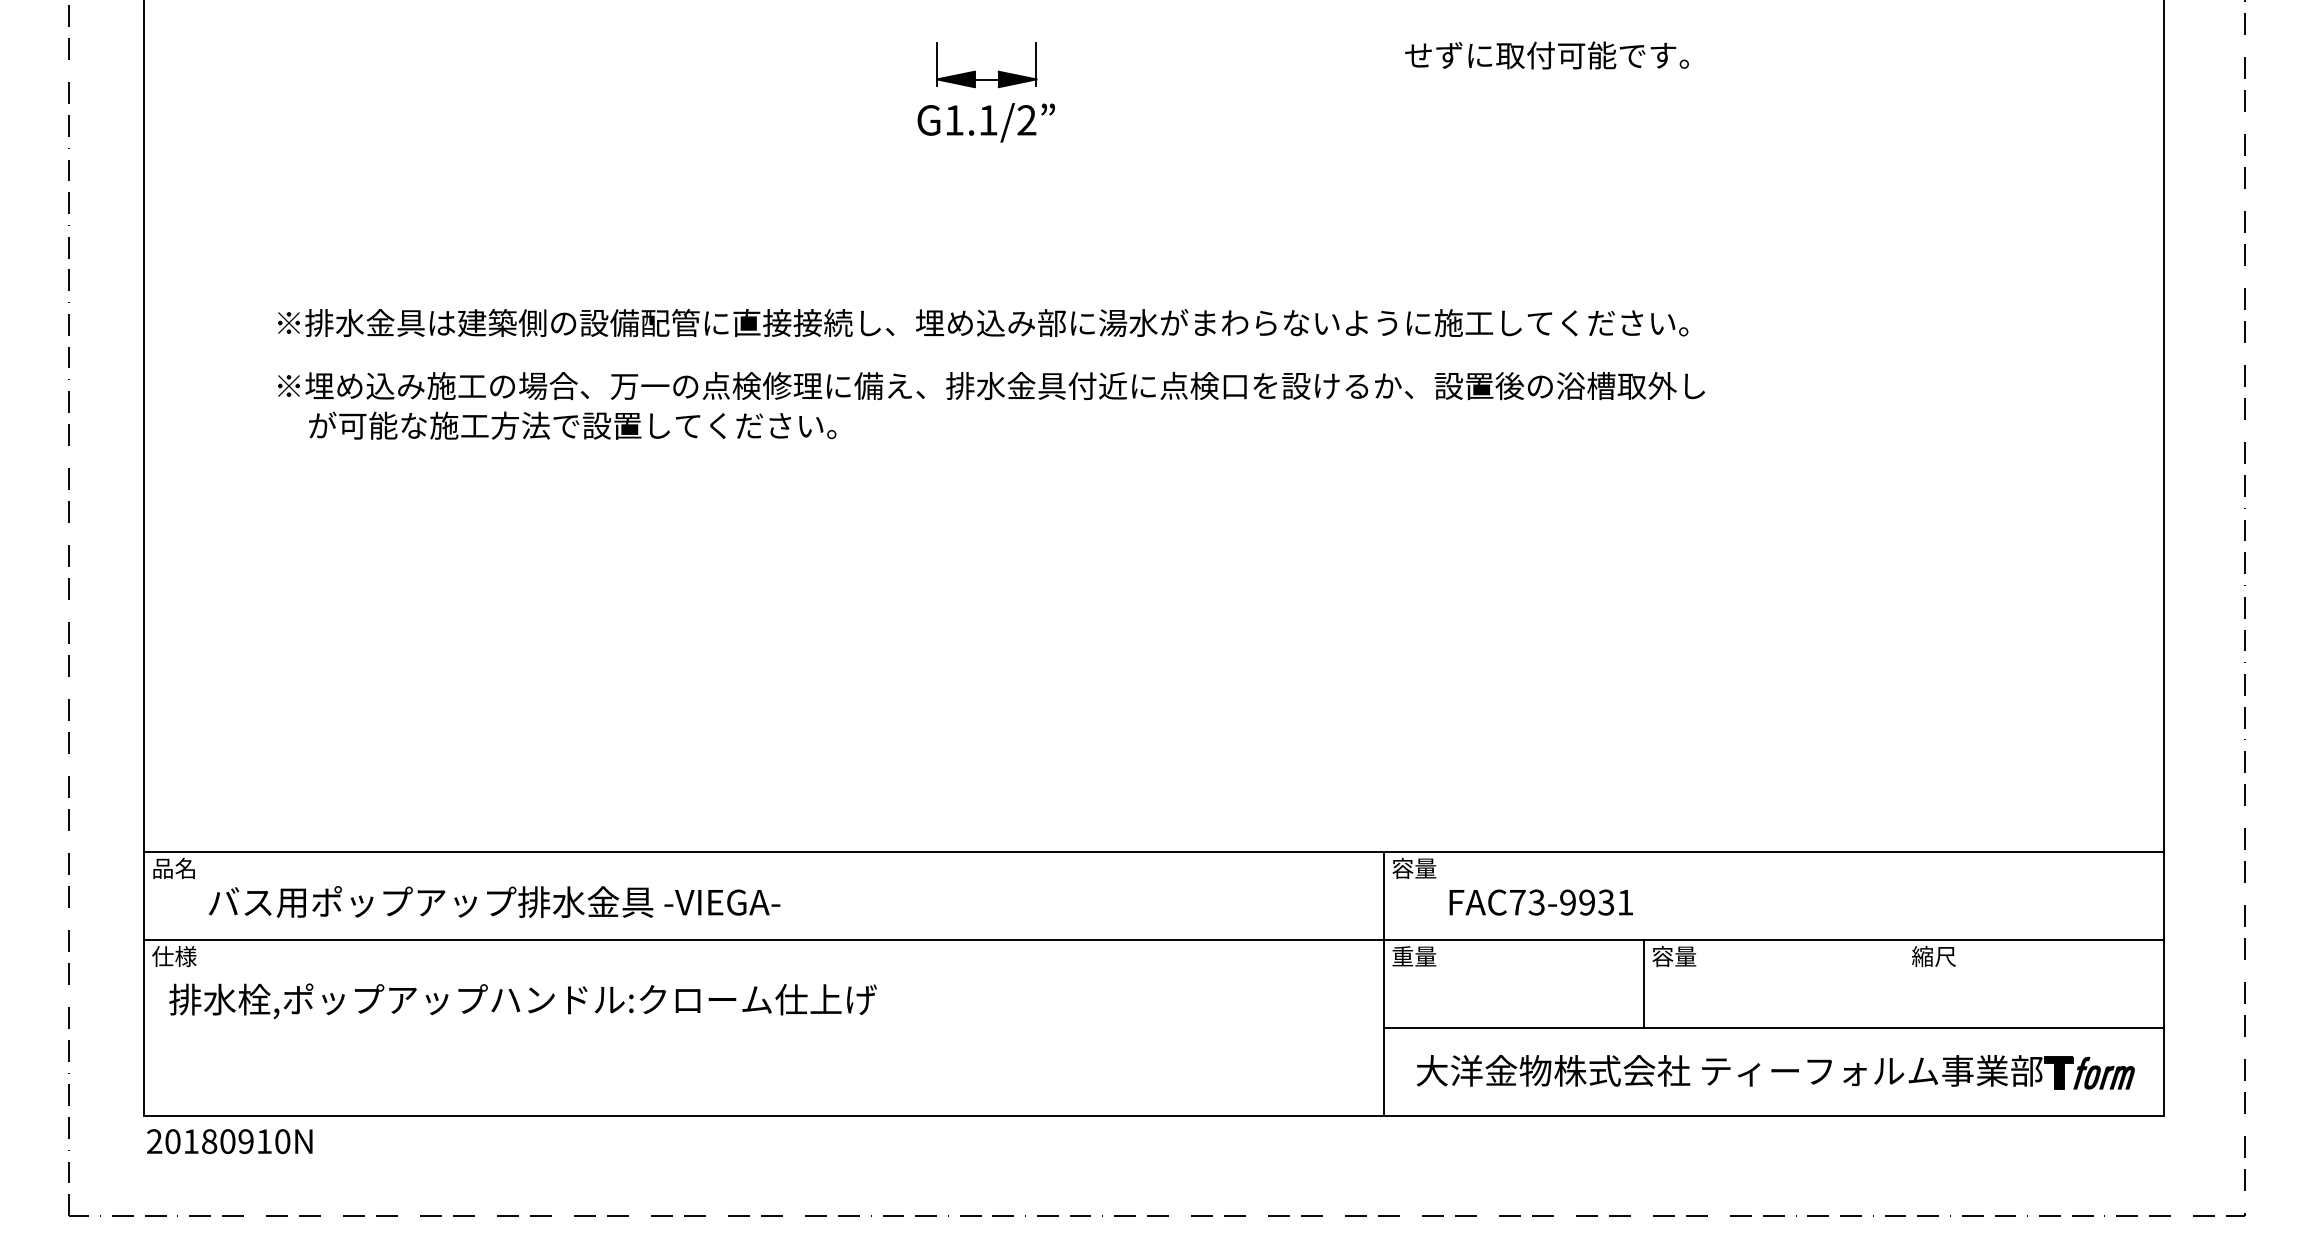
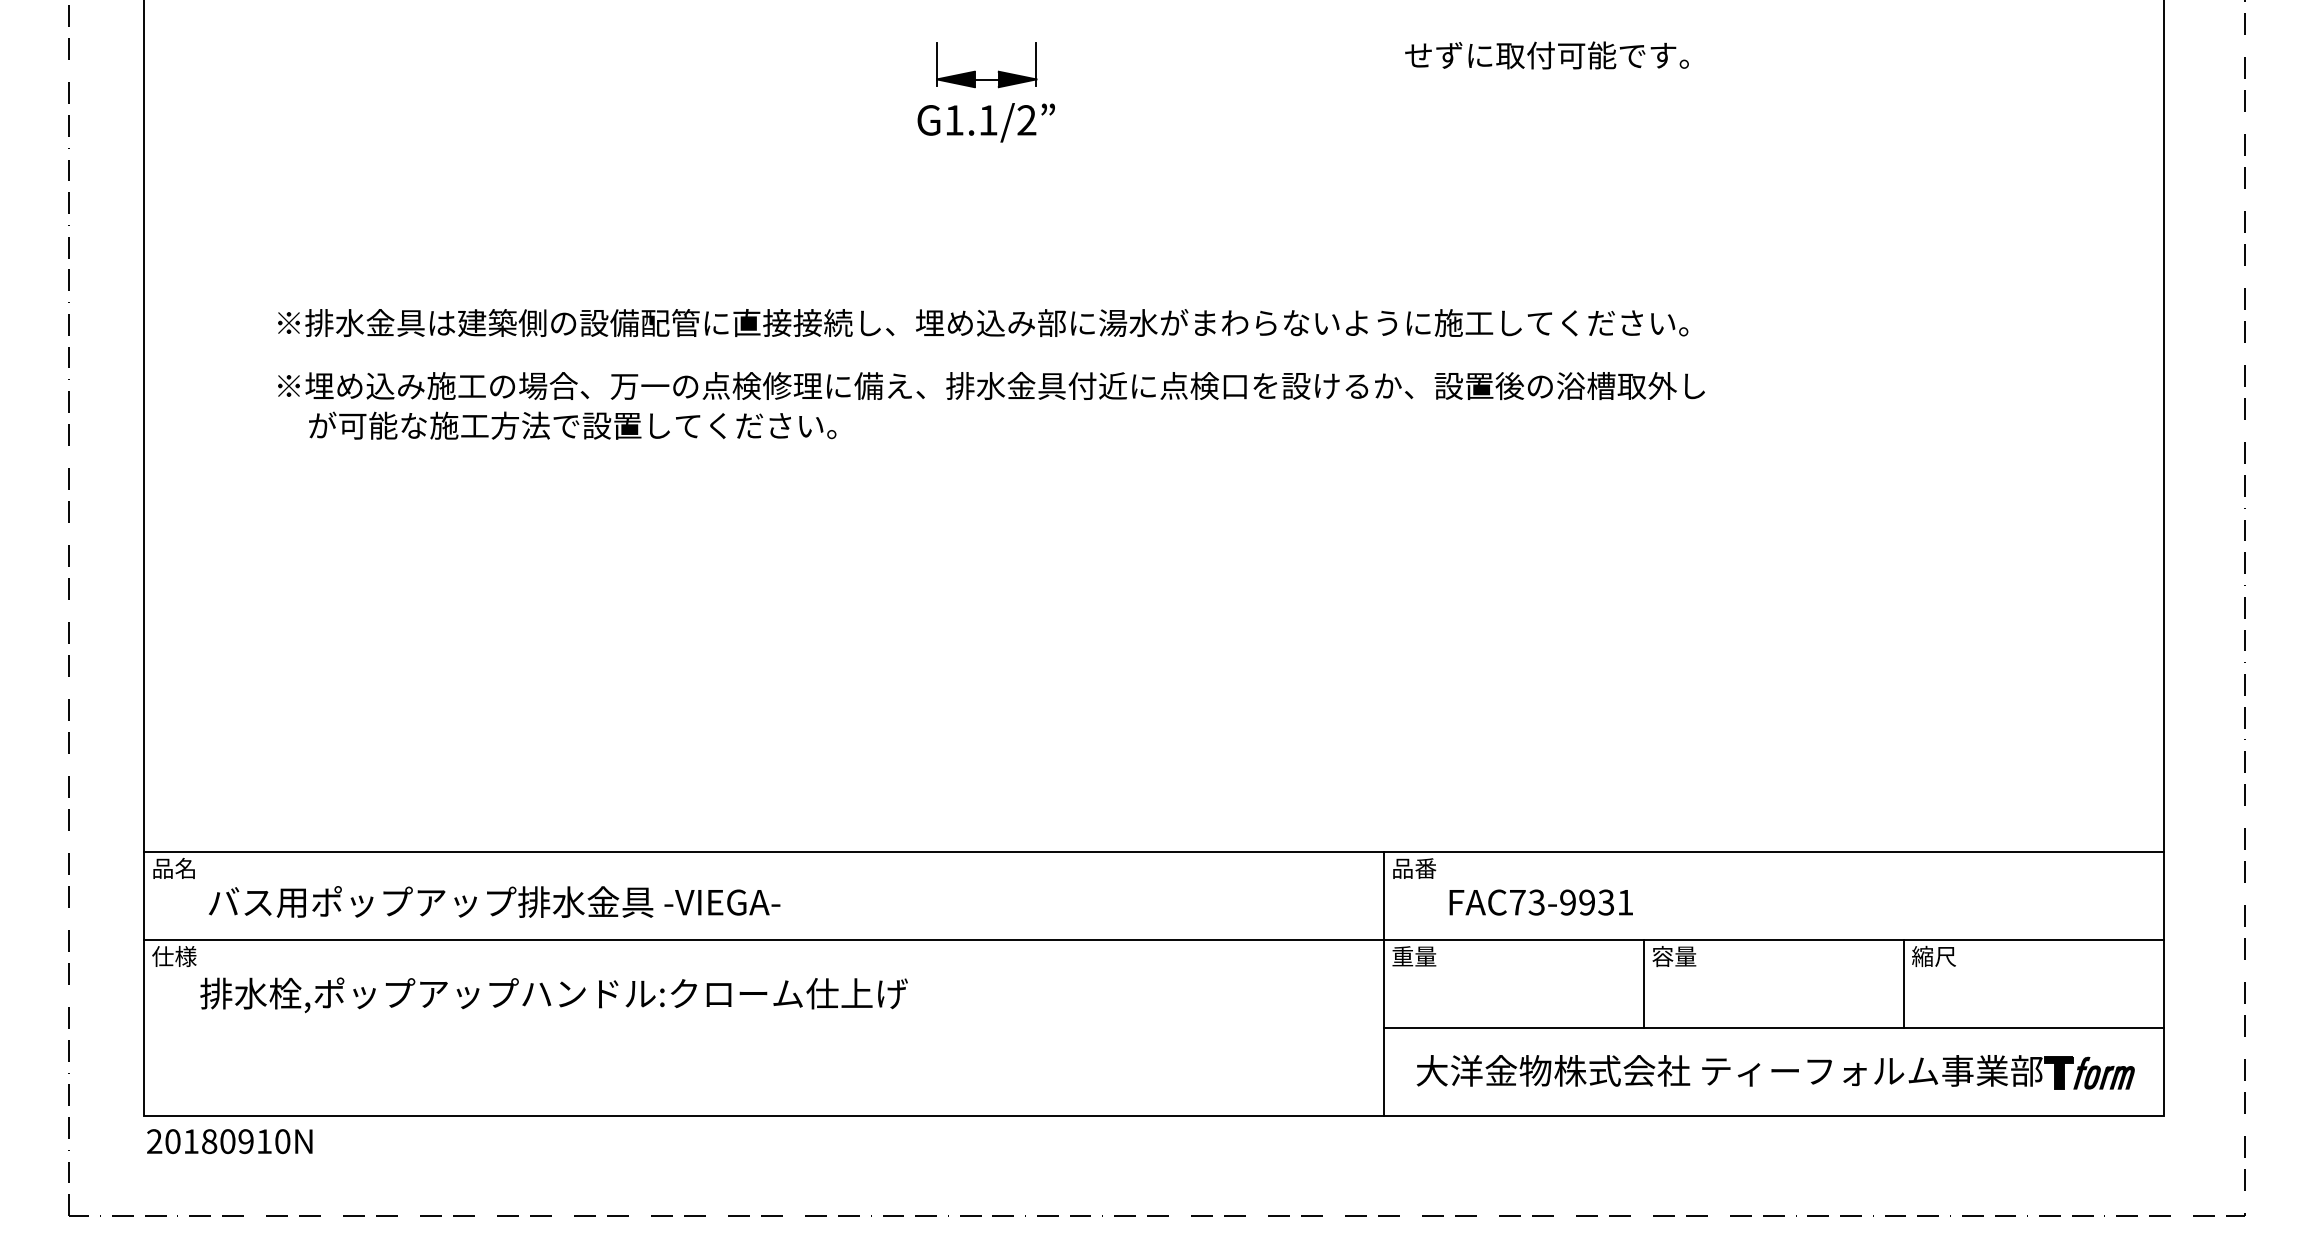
text: 容量 -> 品番 (1414, 867)
line: none -> present (1904, 983)
text position: (522, 1001) -> (553, 995) (553, 995)
